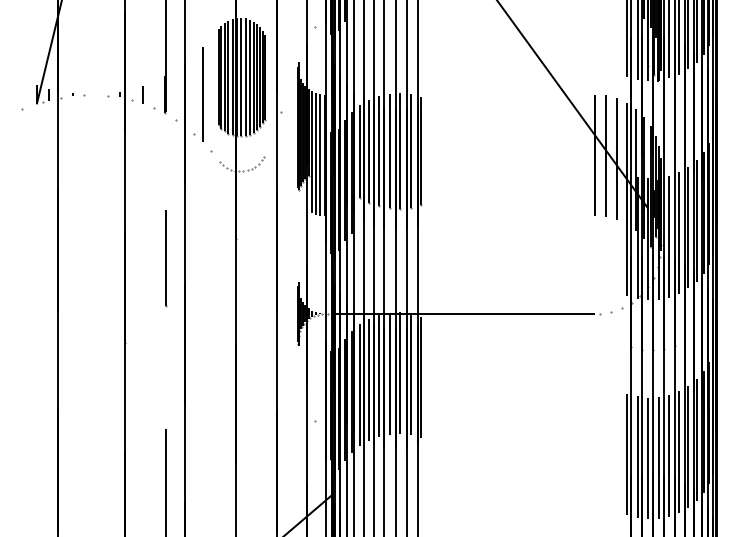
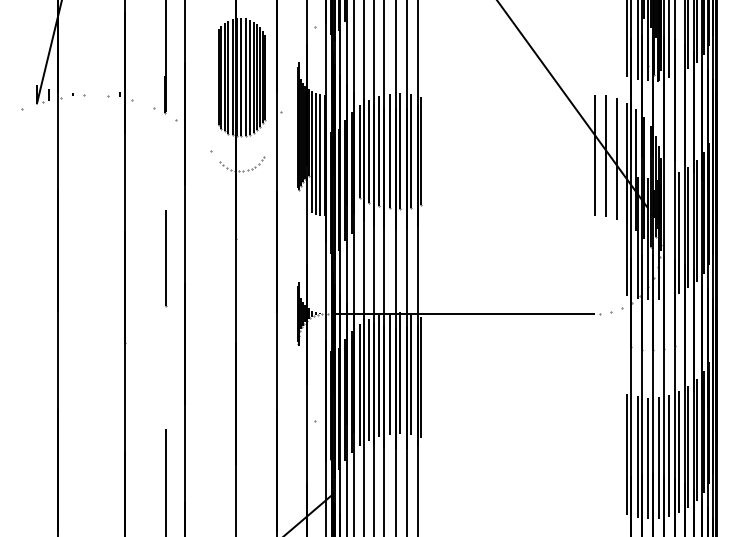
line: present -> none (679, 38)
line: present -> none (142, 94)
part: present -> none (198, 94)
line: present -> none (669, 236)
